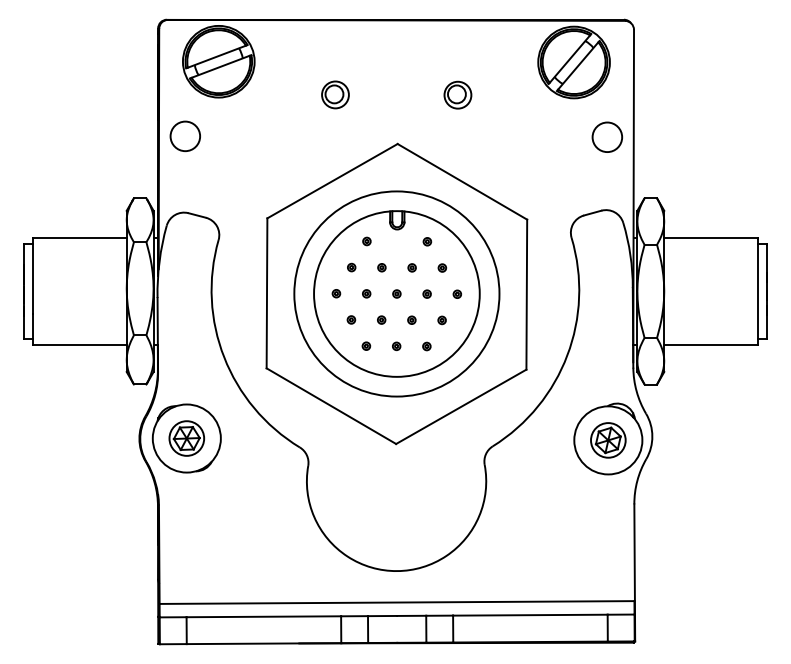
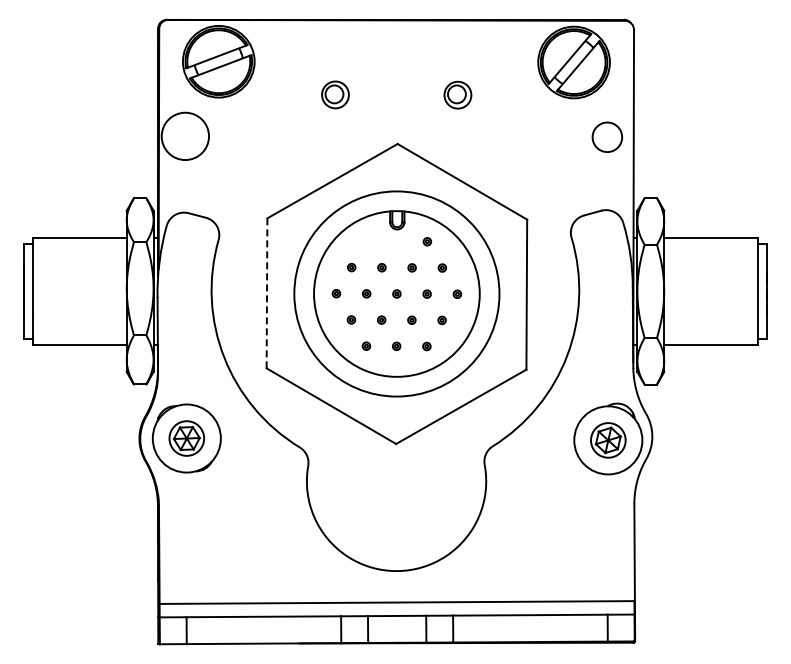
circle diameter: 30 px -> 47 px (185, 136)
part: present -> none (366, 241)
line: solid -> dashed (267, 293)
